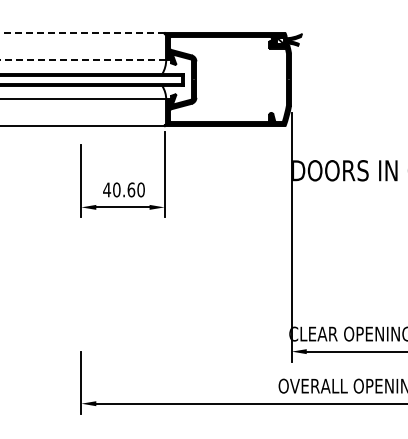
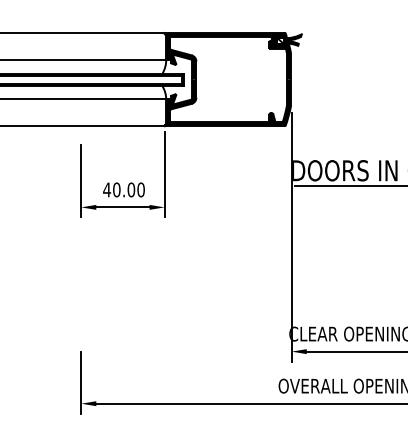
line: dashed -> solid (83, 32)
line: dashed -> solid (83, 59)
line: none -> present (349, 186)
text: 40.60 -> 40.00 (131, 189)
